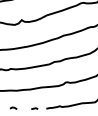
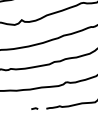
line: present -> none (13, 107)
